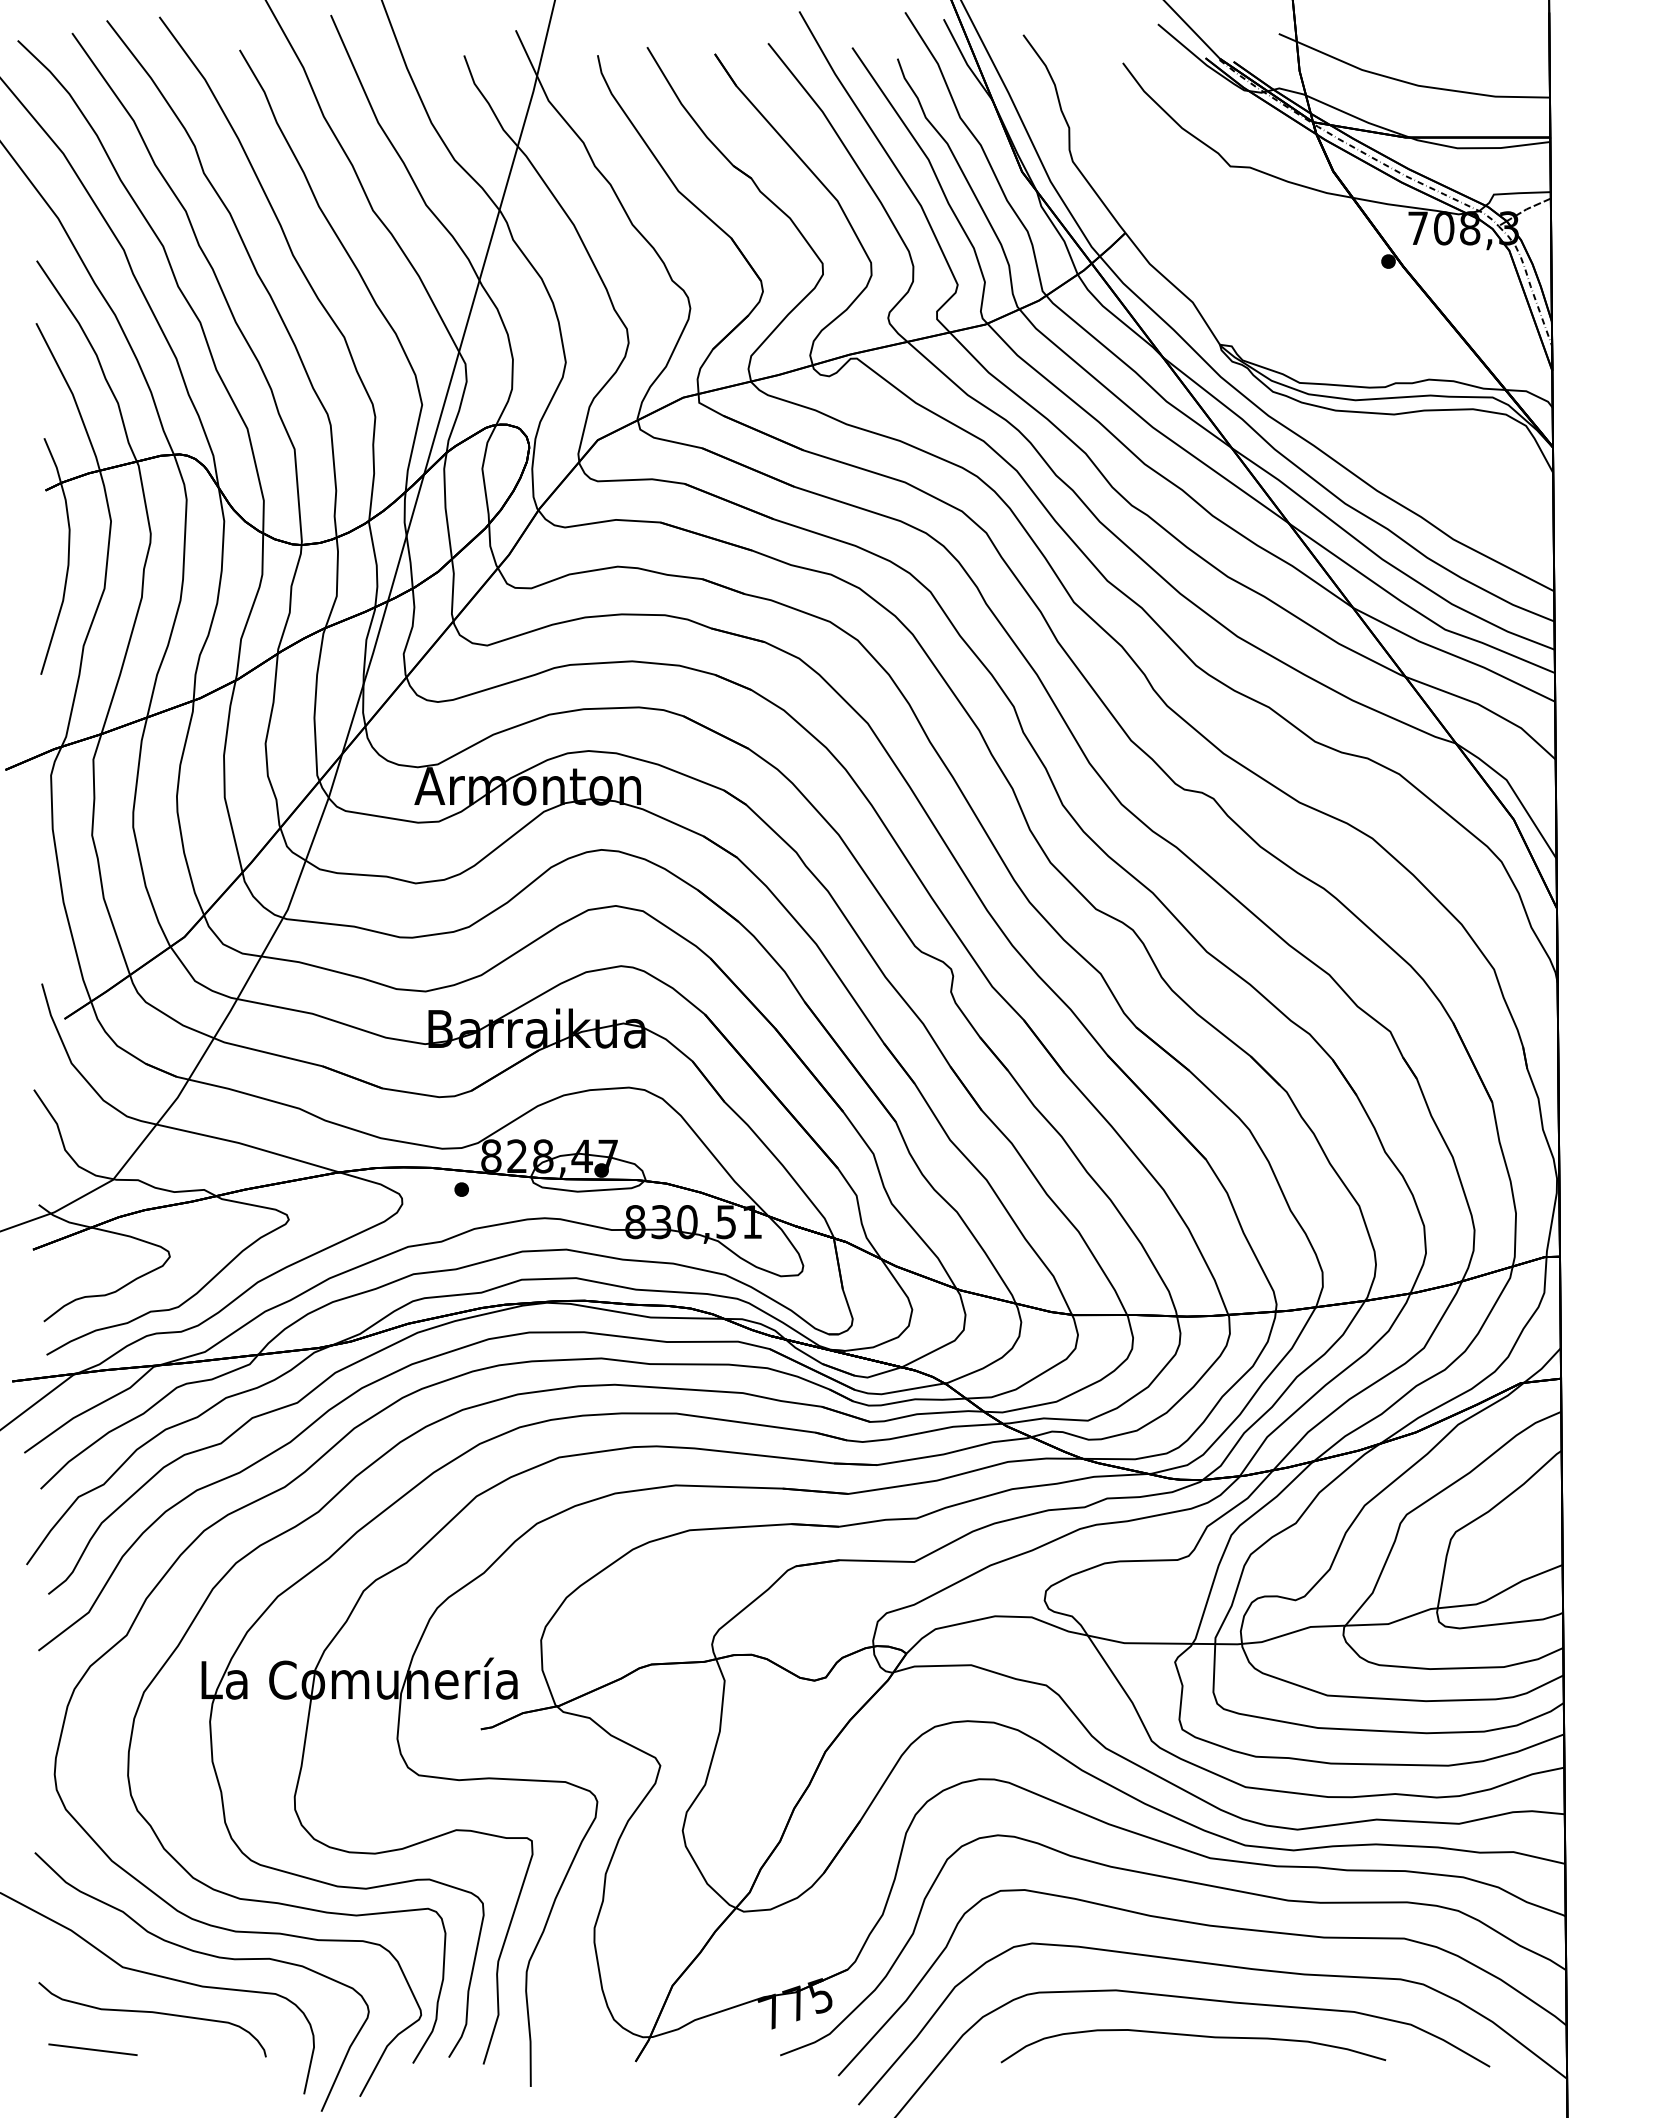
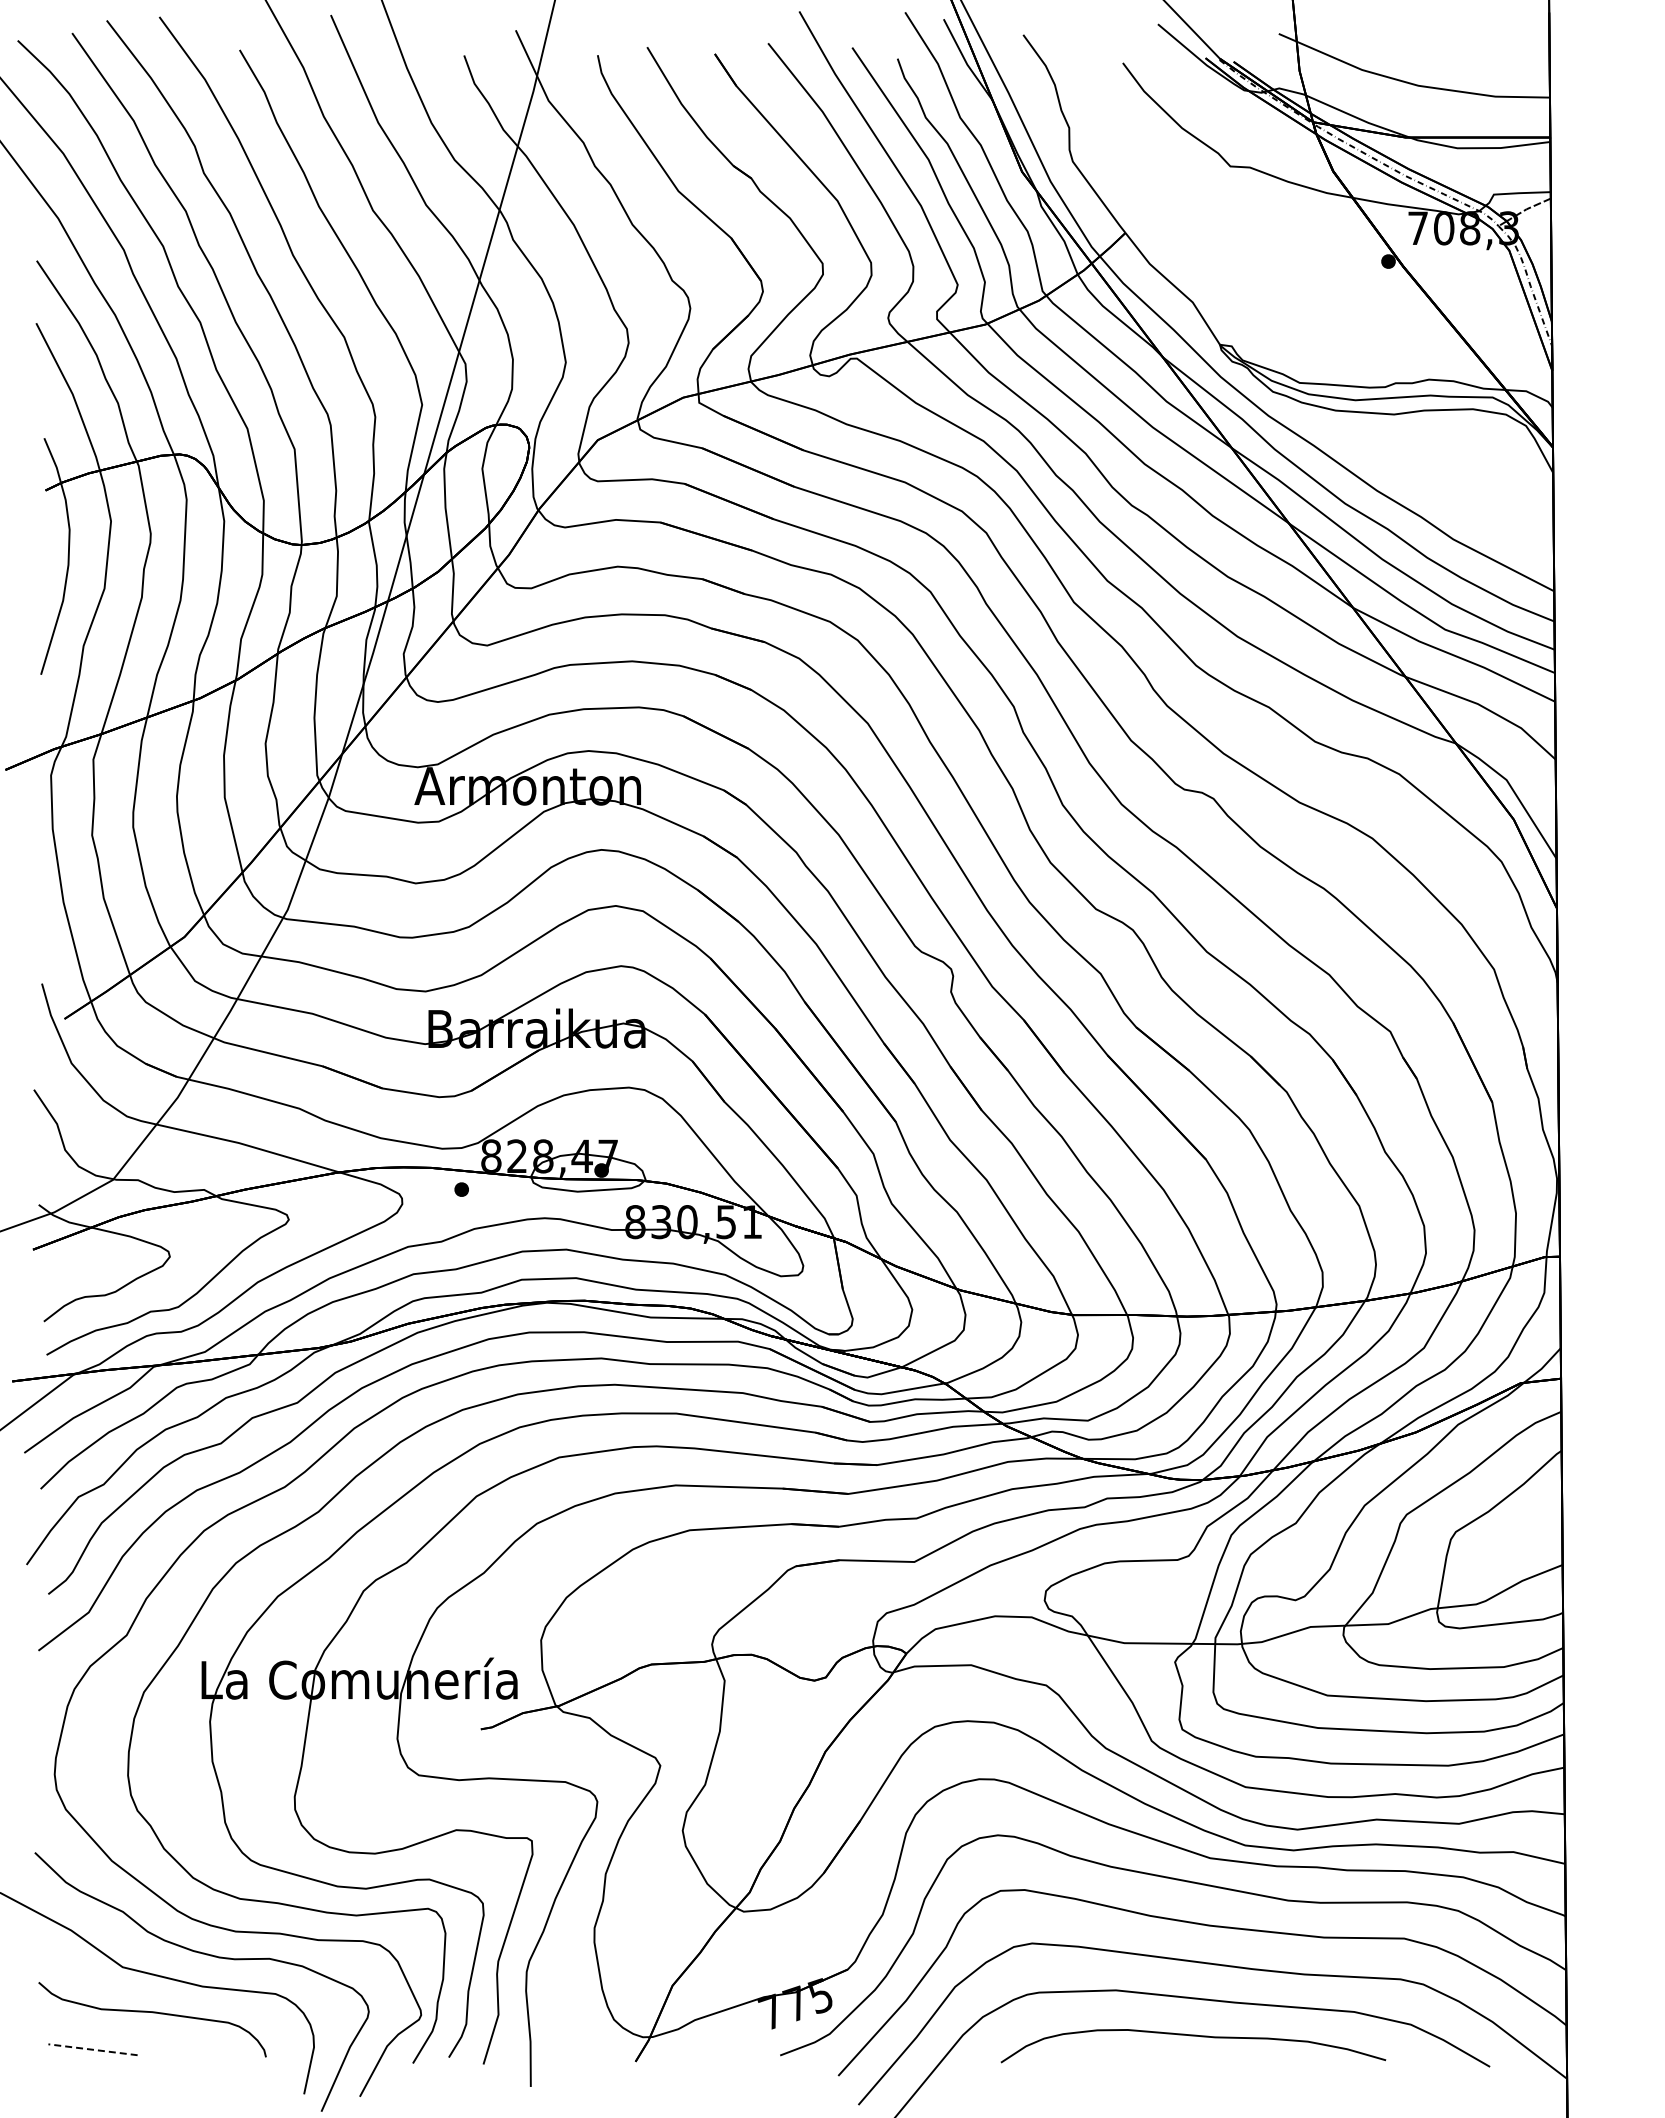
line: solid -> dashed (93, 2049)
